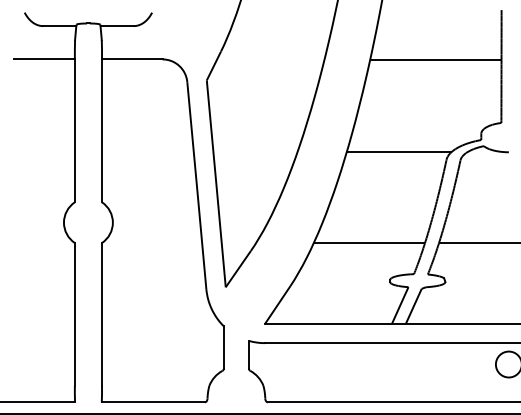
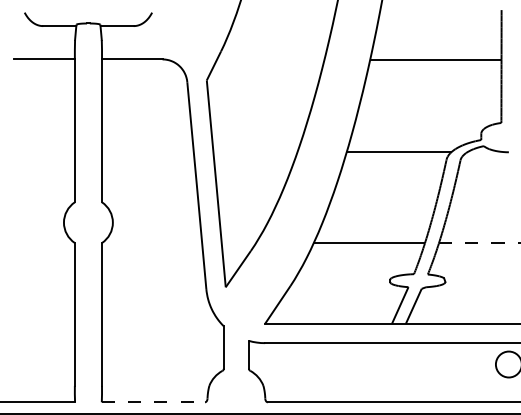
line: solid -> dashed (479, 243)
line: solid -> dashed (153, 402)
